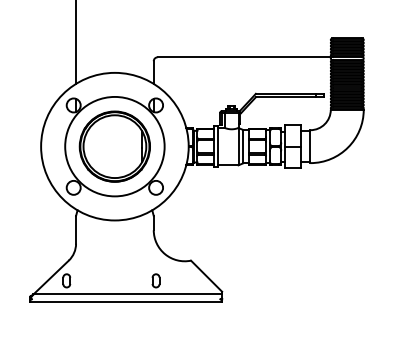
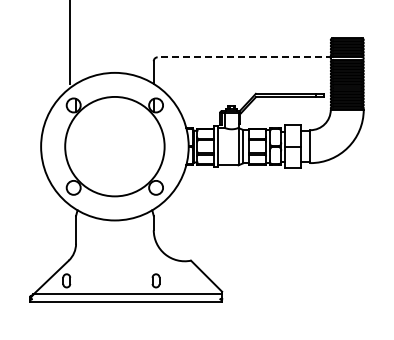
line position: (76, 42) -> (70, 42) (70, 42)
line: solid -> dashed (245, 57)
part: present -> none (114, 146)
